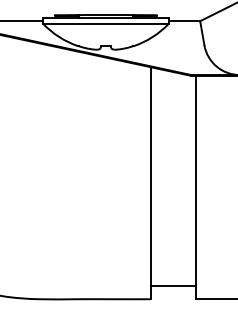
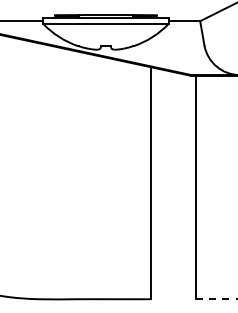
line: present -> none (172, 285)
line: solid -> dashed (216, 299)
